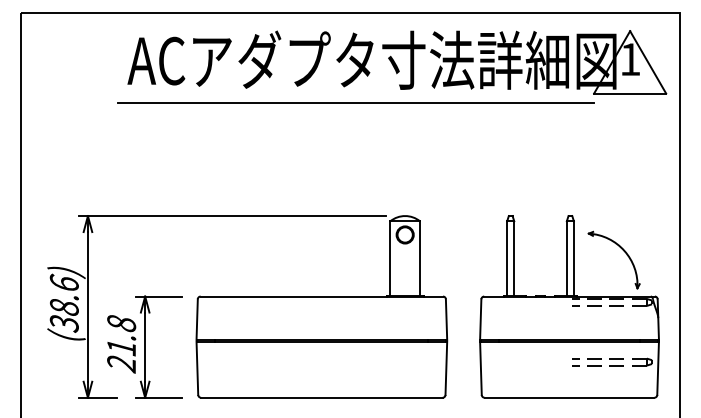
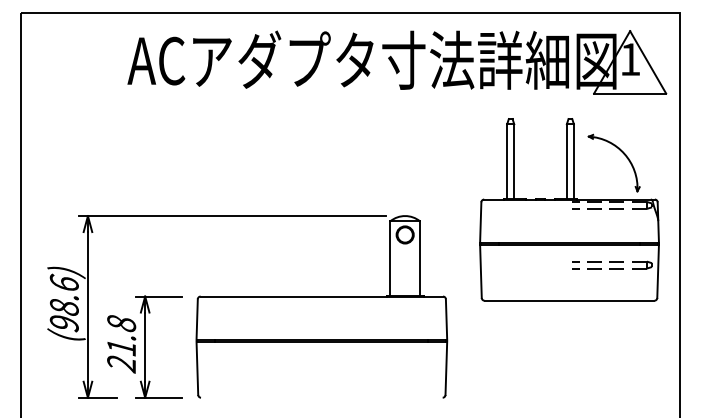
line: present -> none (355, 102)
part position: (569, 306) -> (569, 209) (569, 209)
text: (38.6) -> (98.6) (64, 323)
line: present -> none (321, 397)
